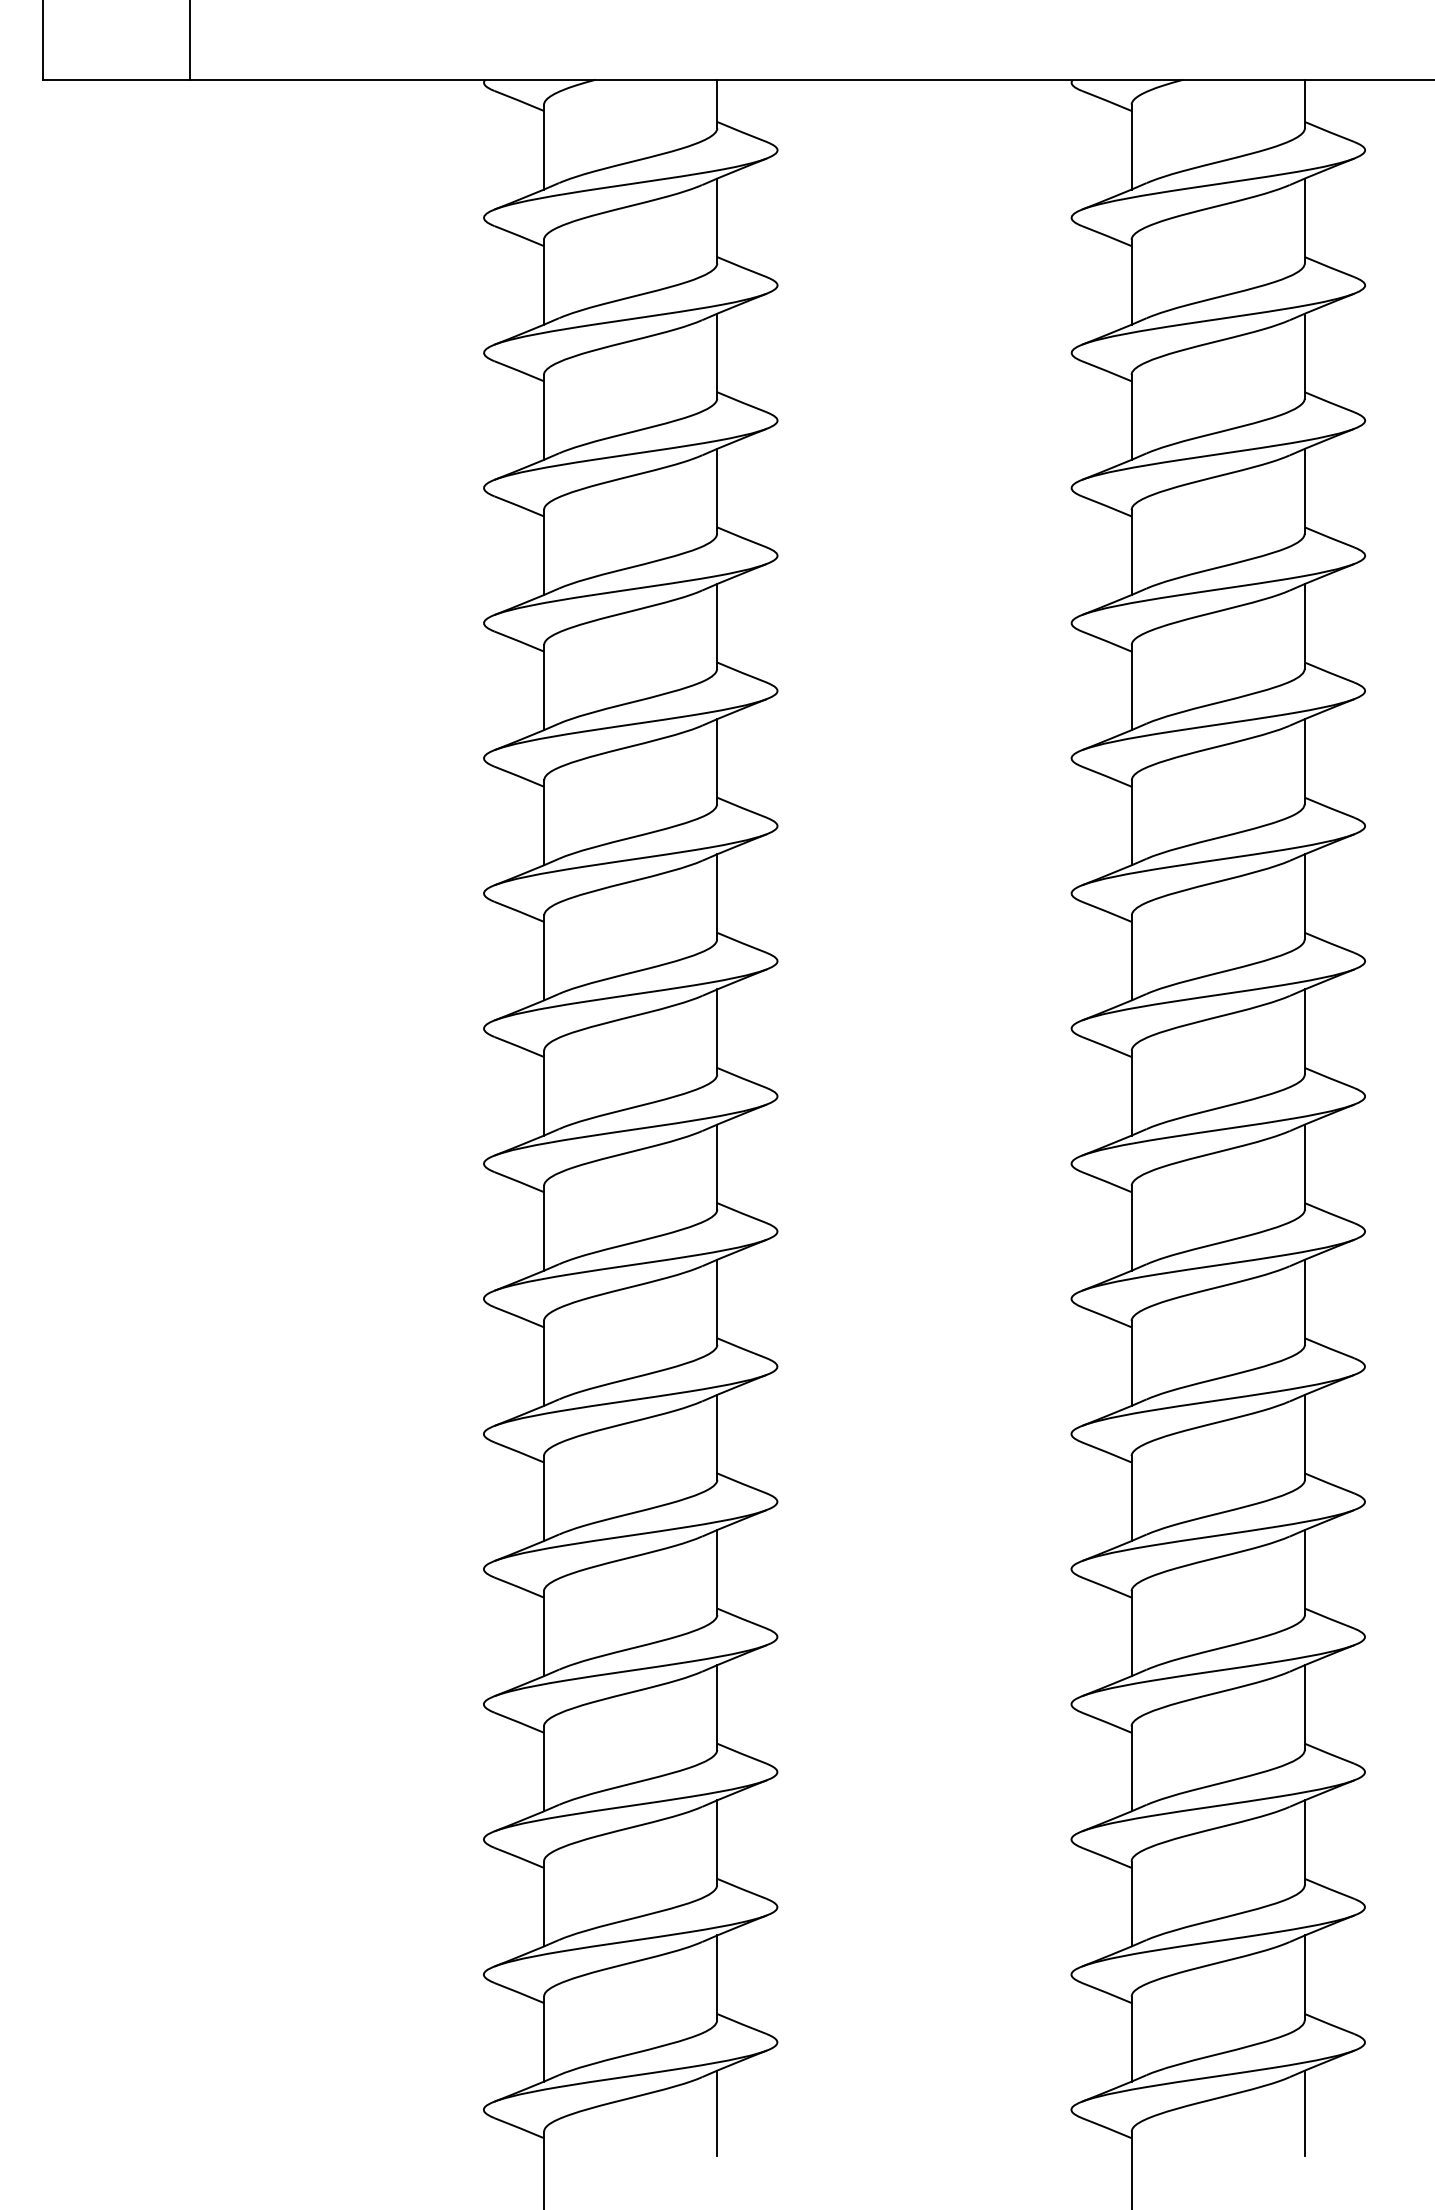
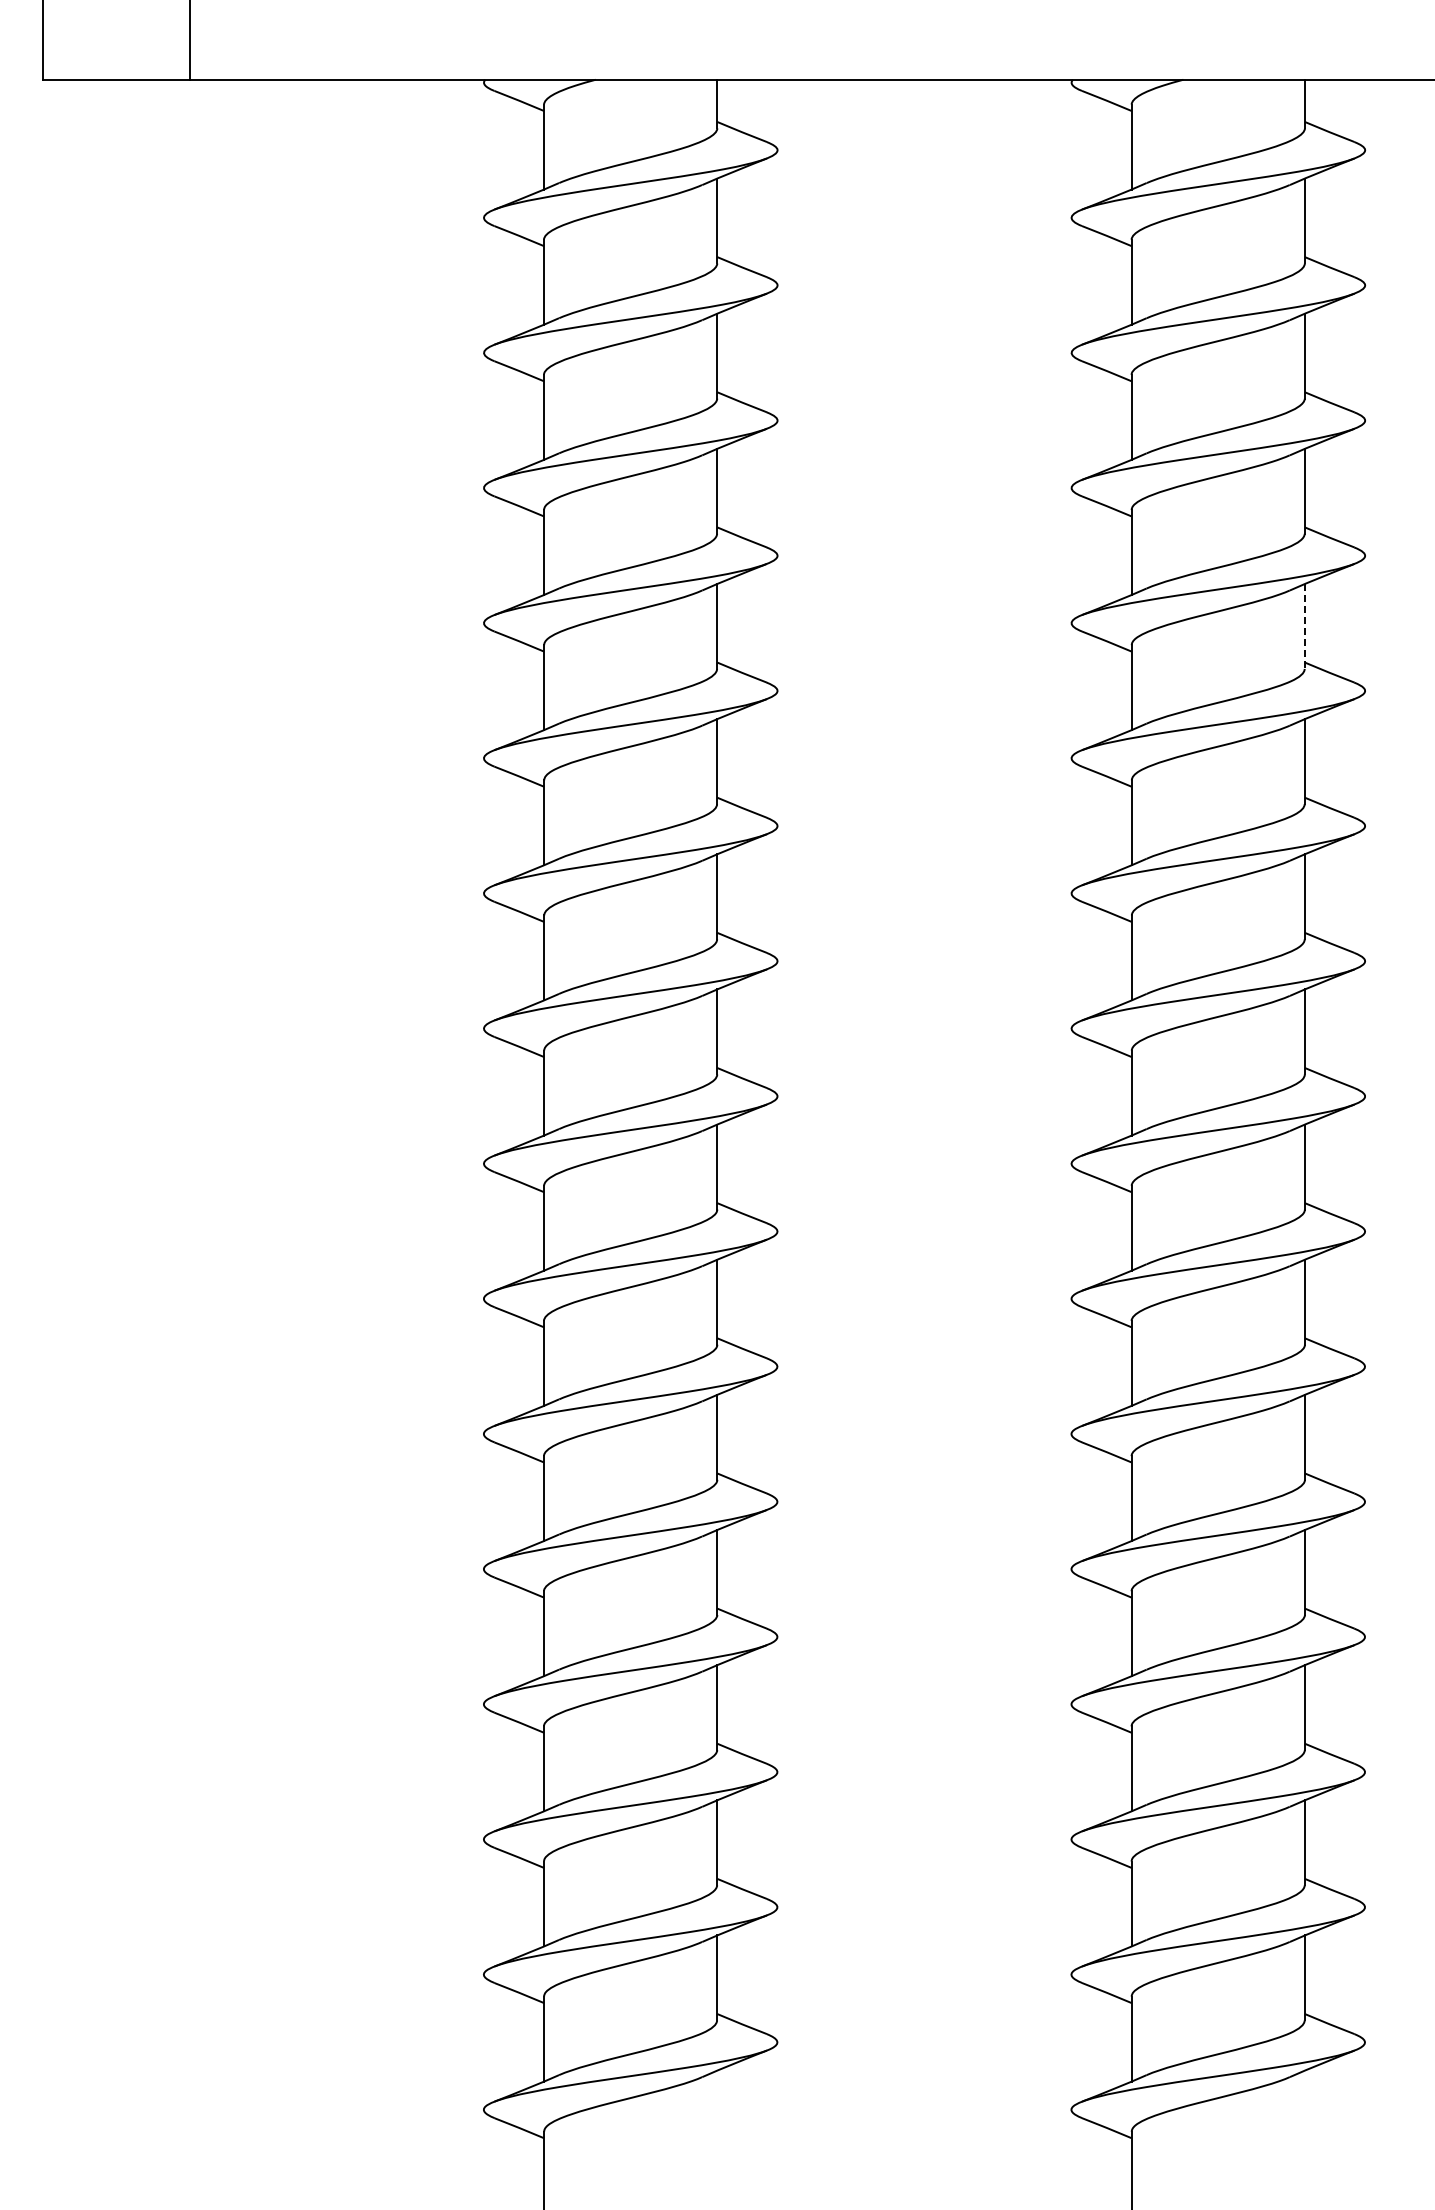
line: solid -> dashed (1304, 626)
line: present -> none (717, 2112)
line: present -> none (1304, 2112)
